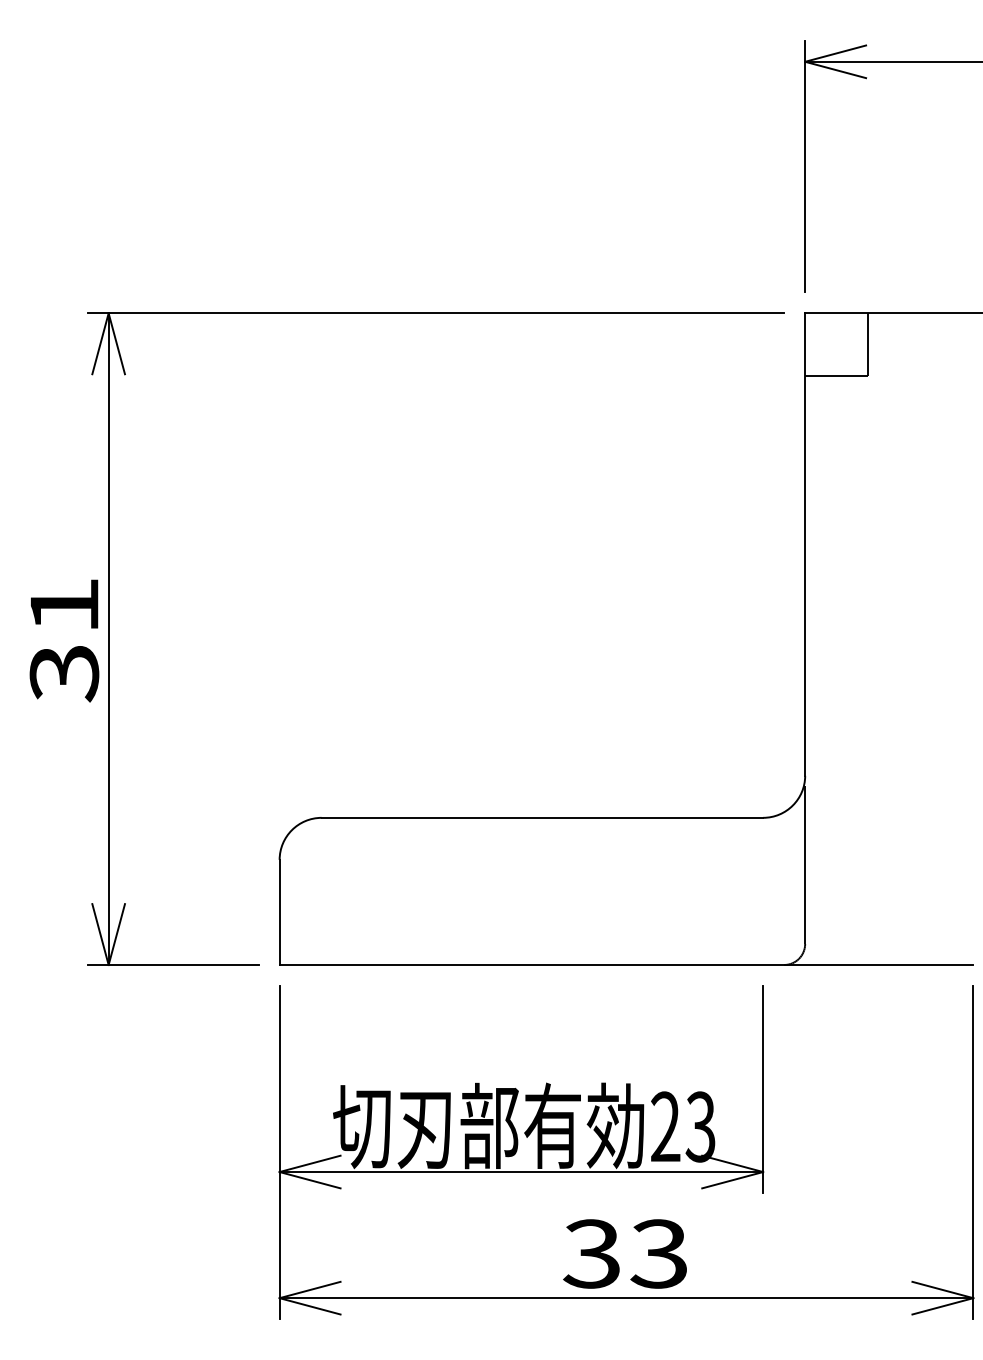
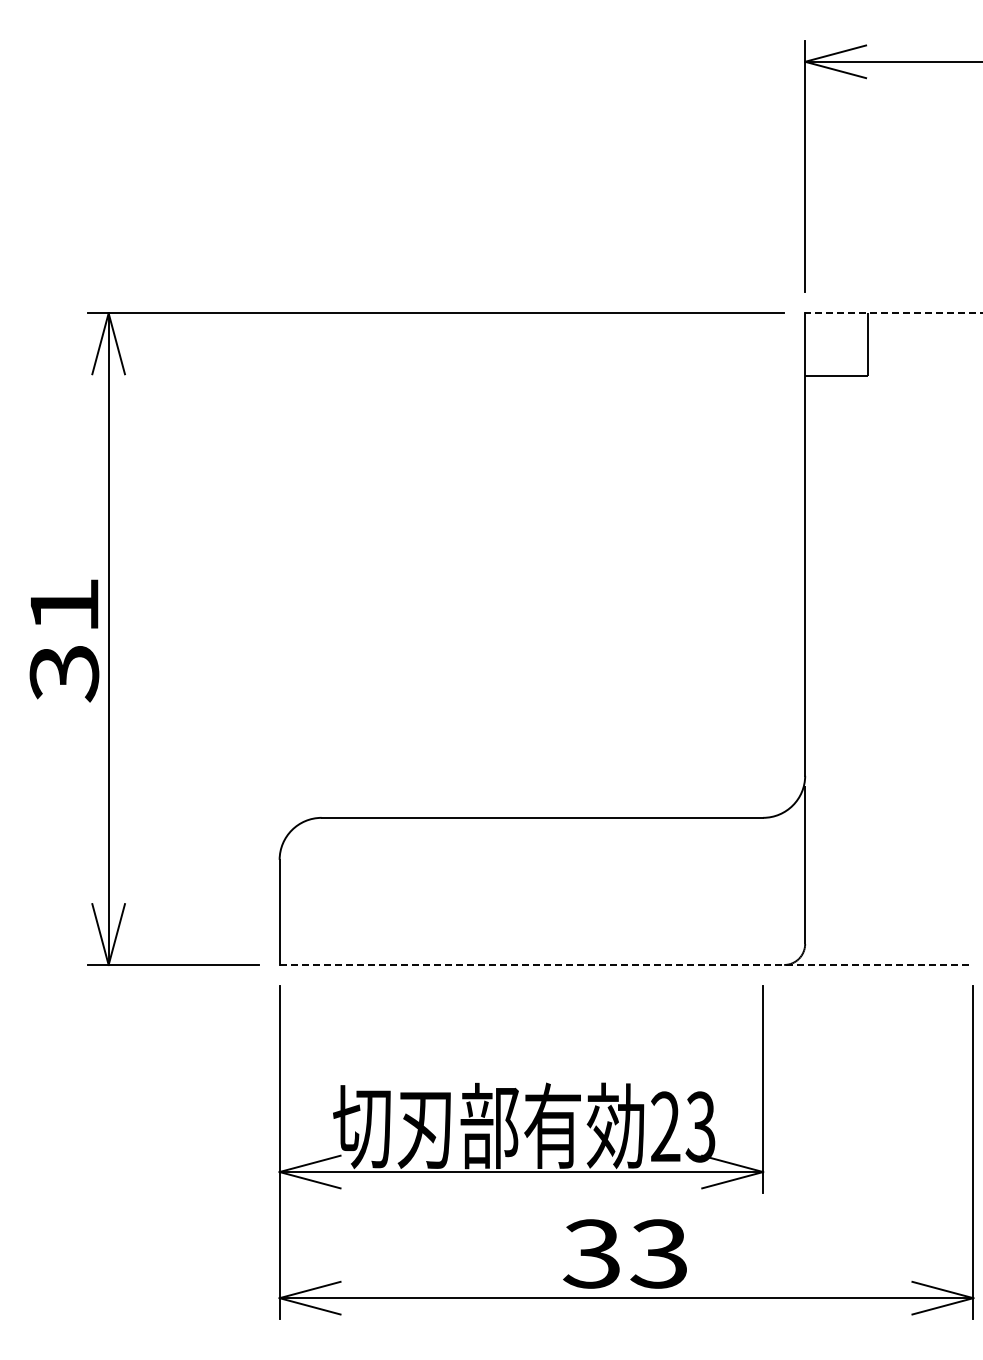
line: solid -> dashed (893, 313)
line: solid -> dashed (626, 965)
